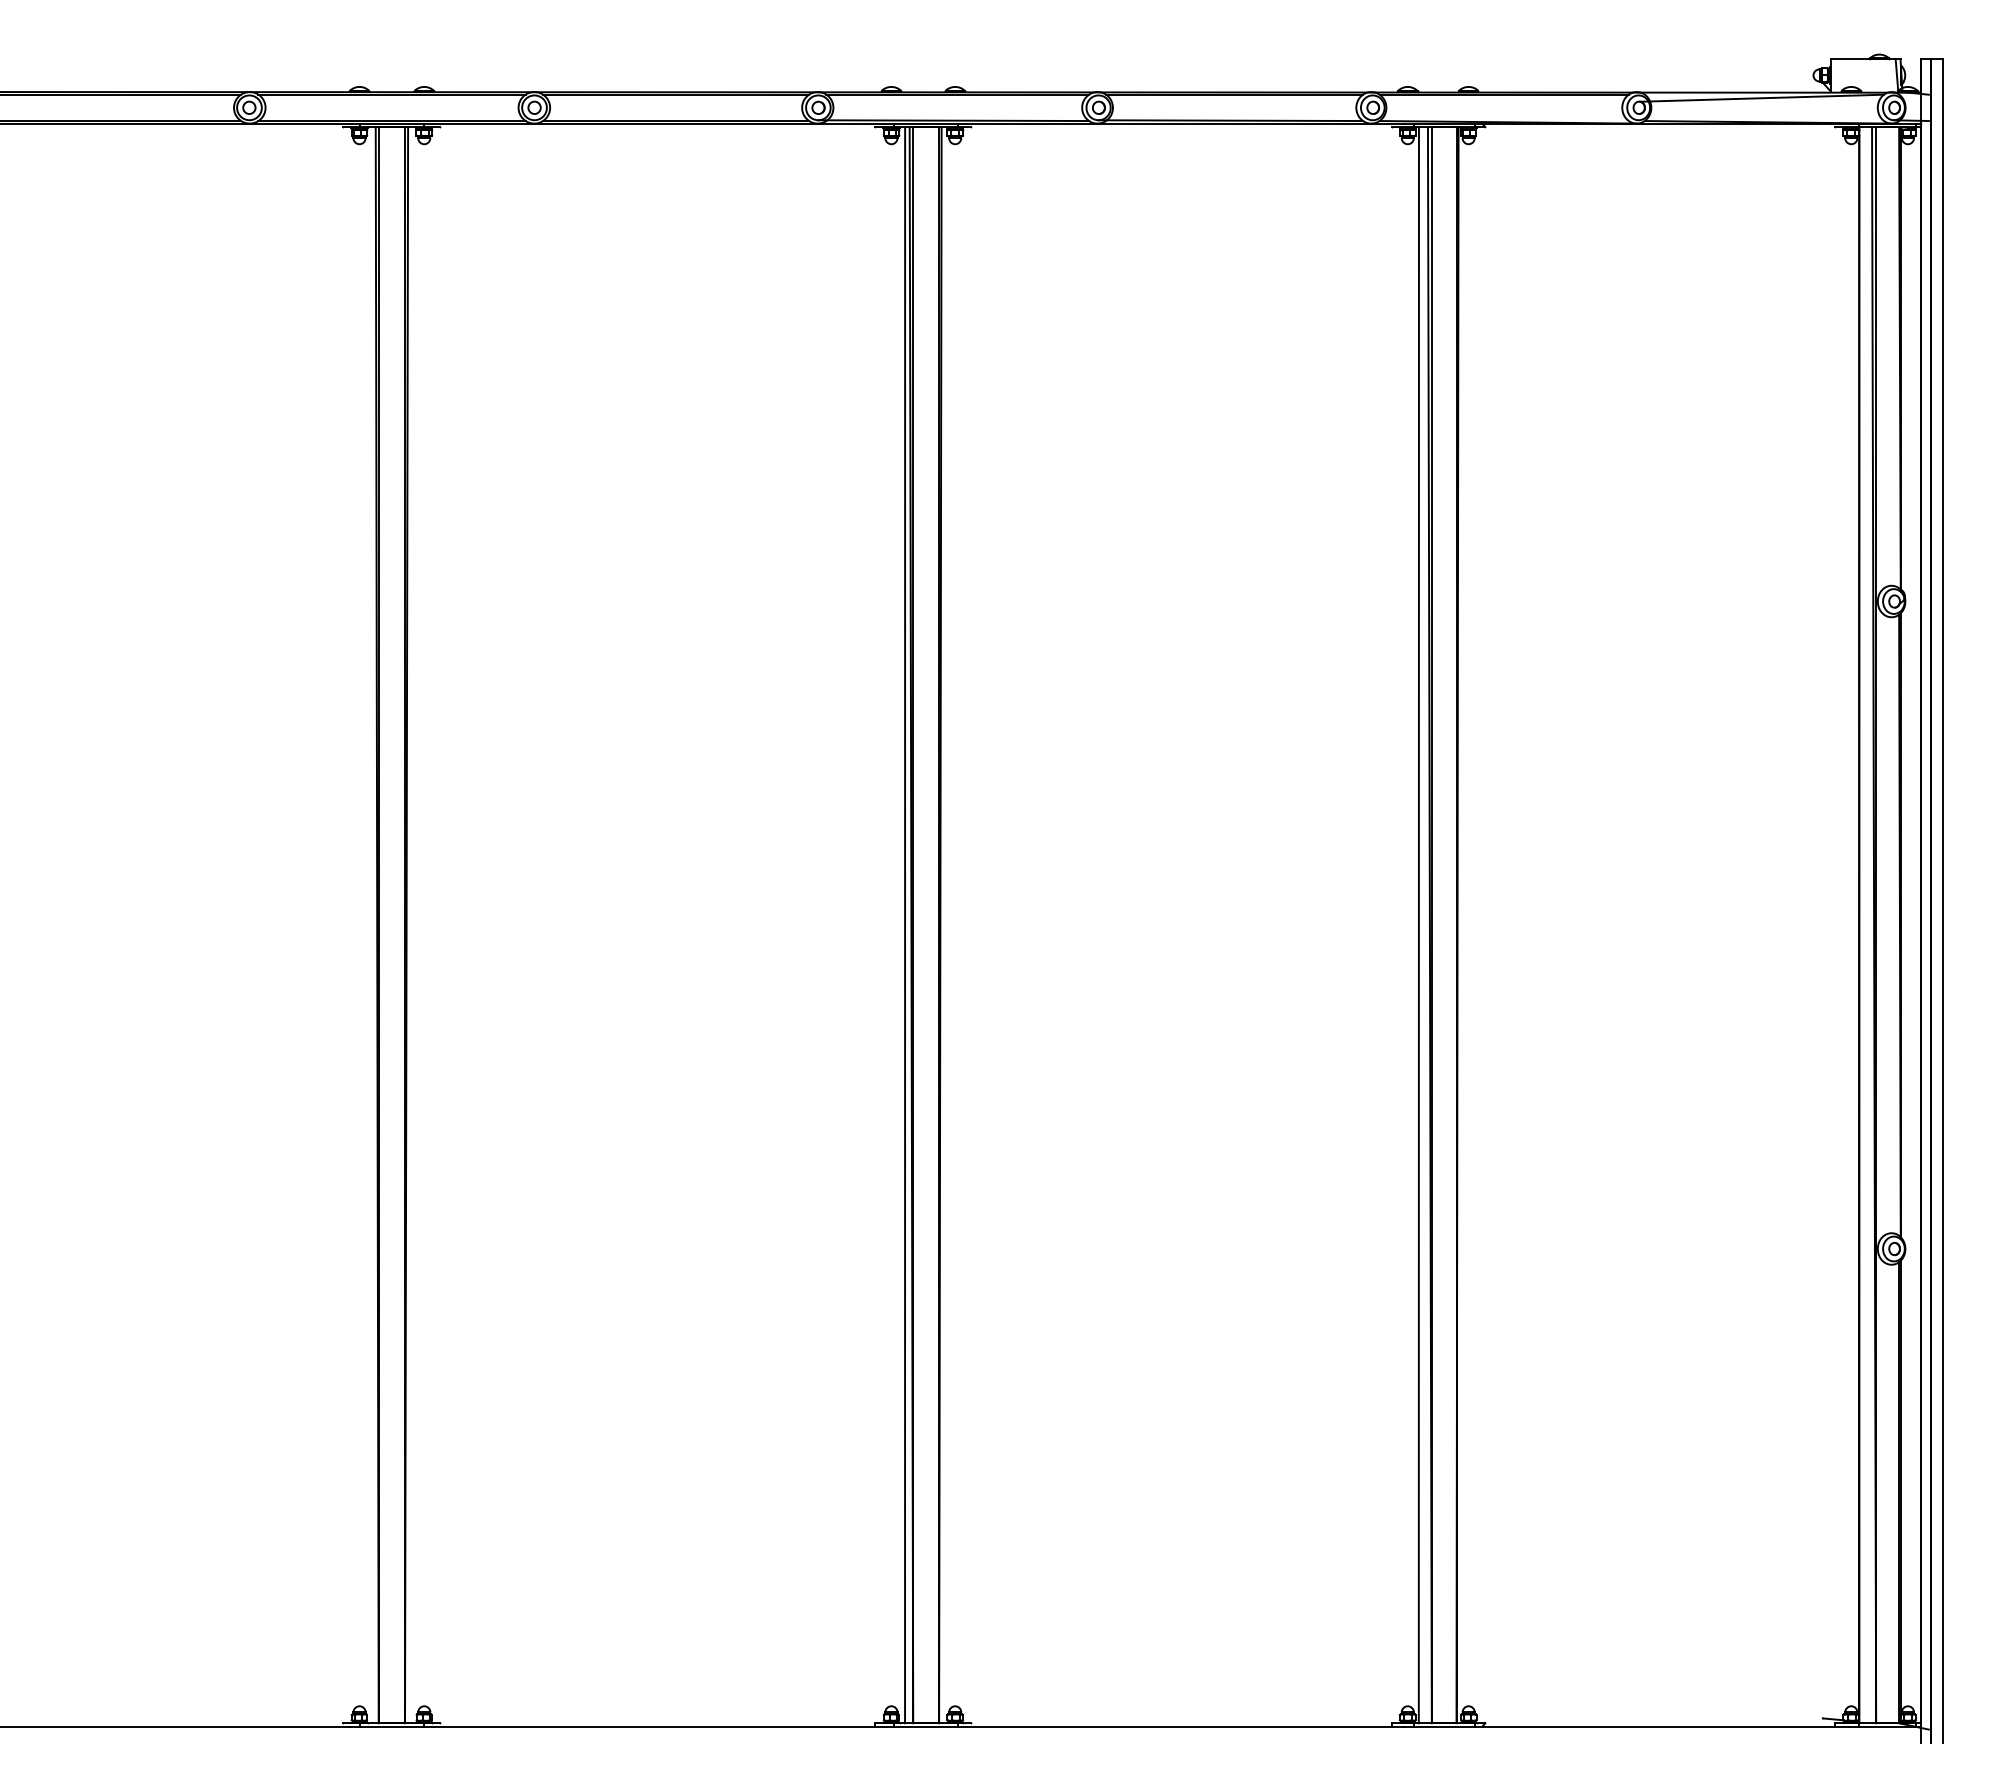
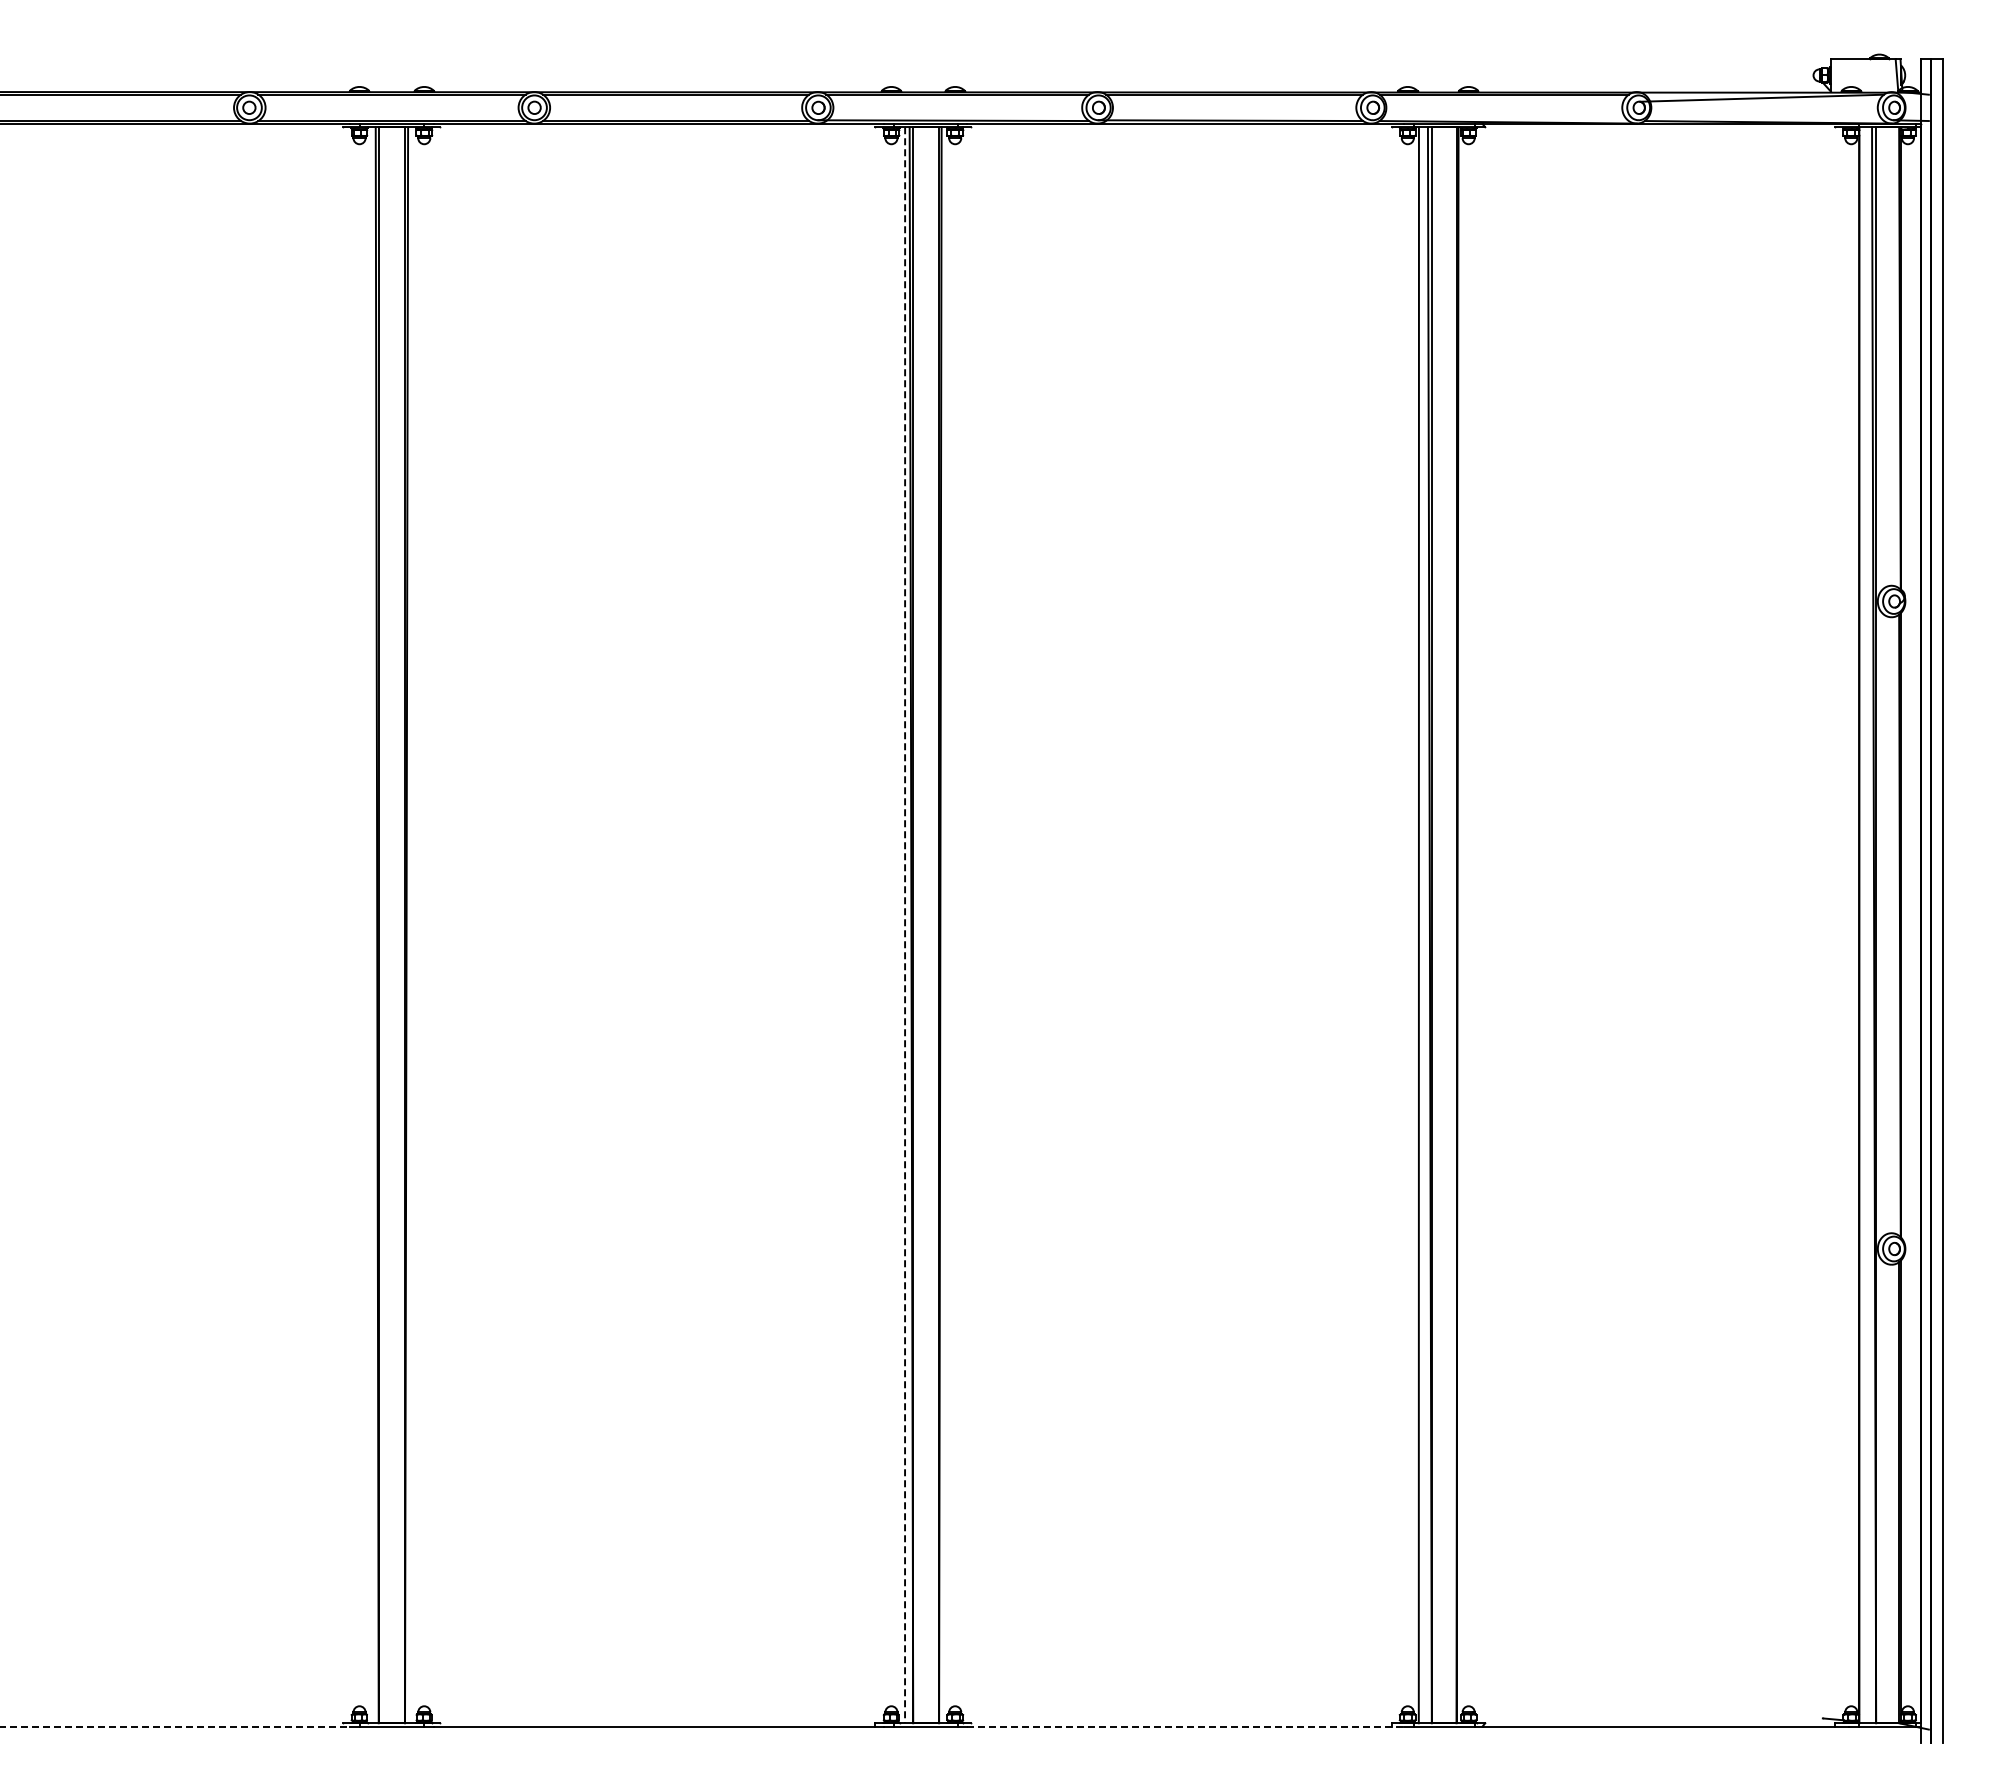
line: solid -> dashed (905, 925)
line: solid -> dashed (175, 1726)
line: solid -> dashed (1185, 1726)
